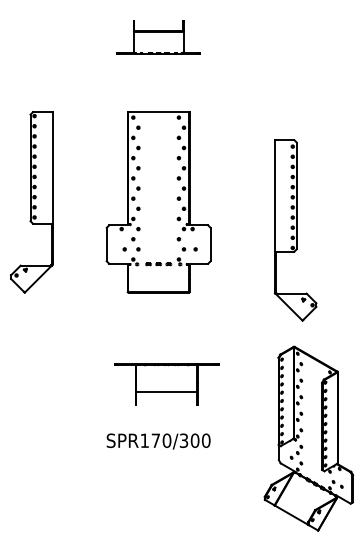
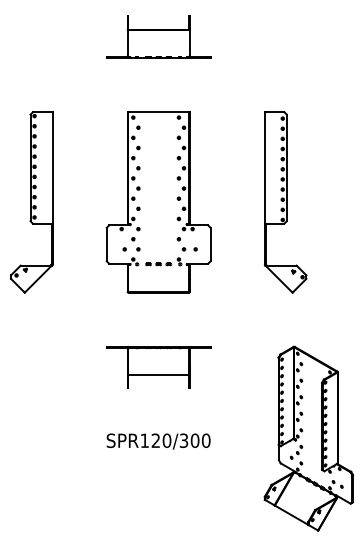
part size: 85x35 px -> 106x44 px (158, 36)
part position: (295, 230) -> (285, 202) (285, 202)
part position: (166, 384) -> (158, 367) (158, 367)
text: SPR170/300 -> SPR120/300 (155, 440)
